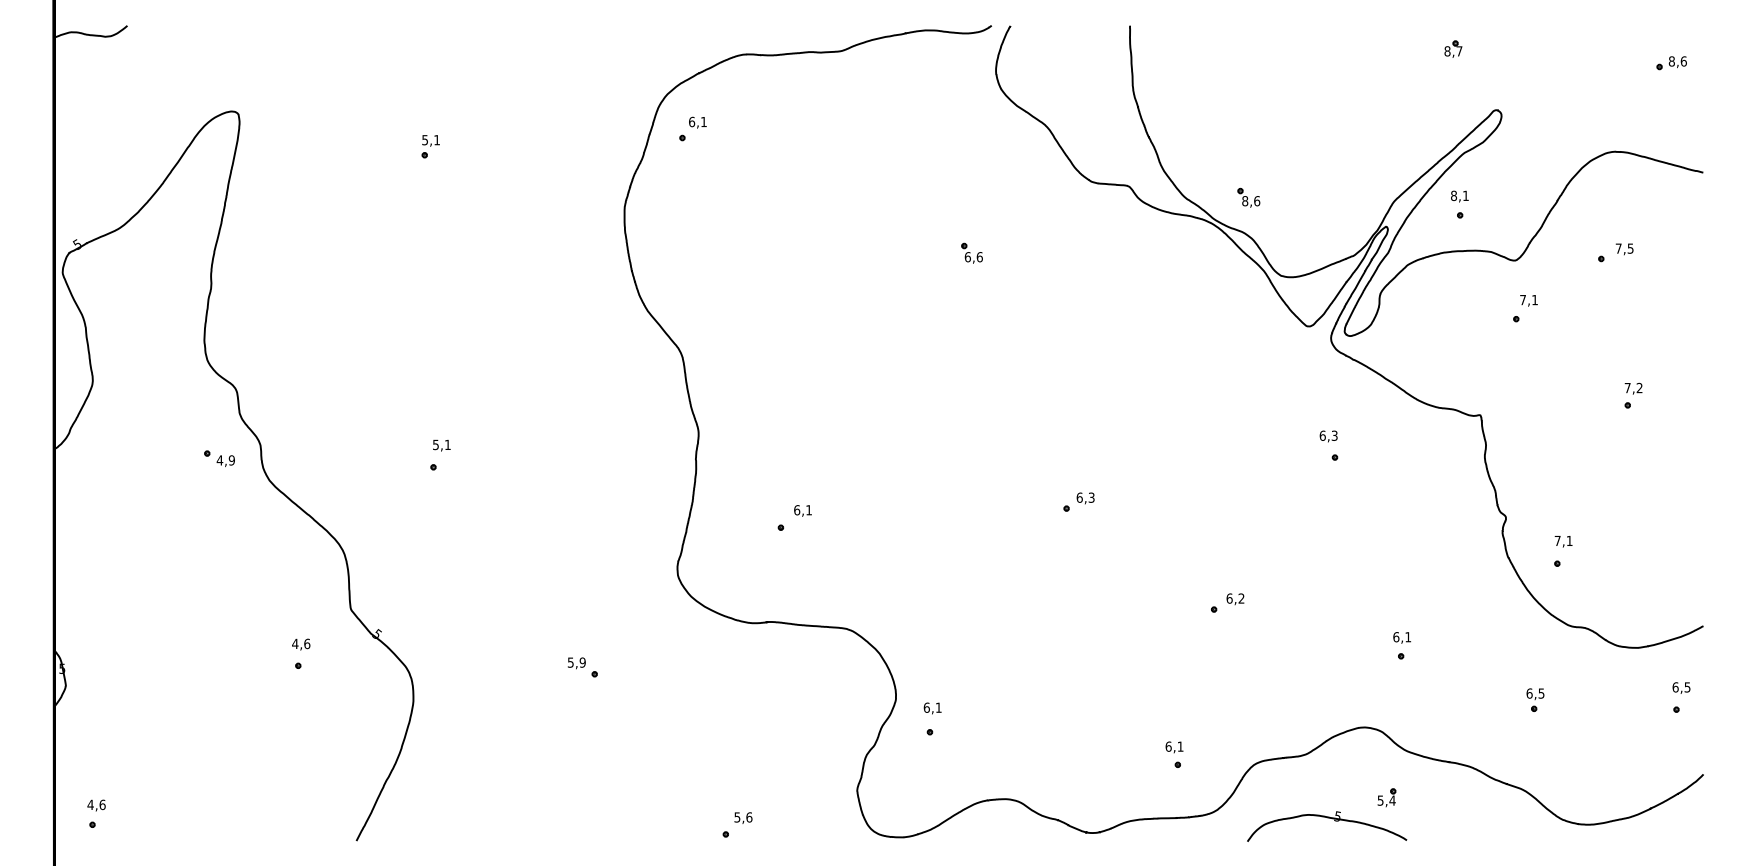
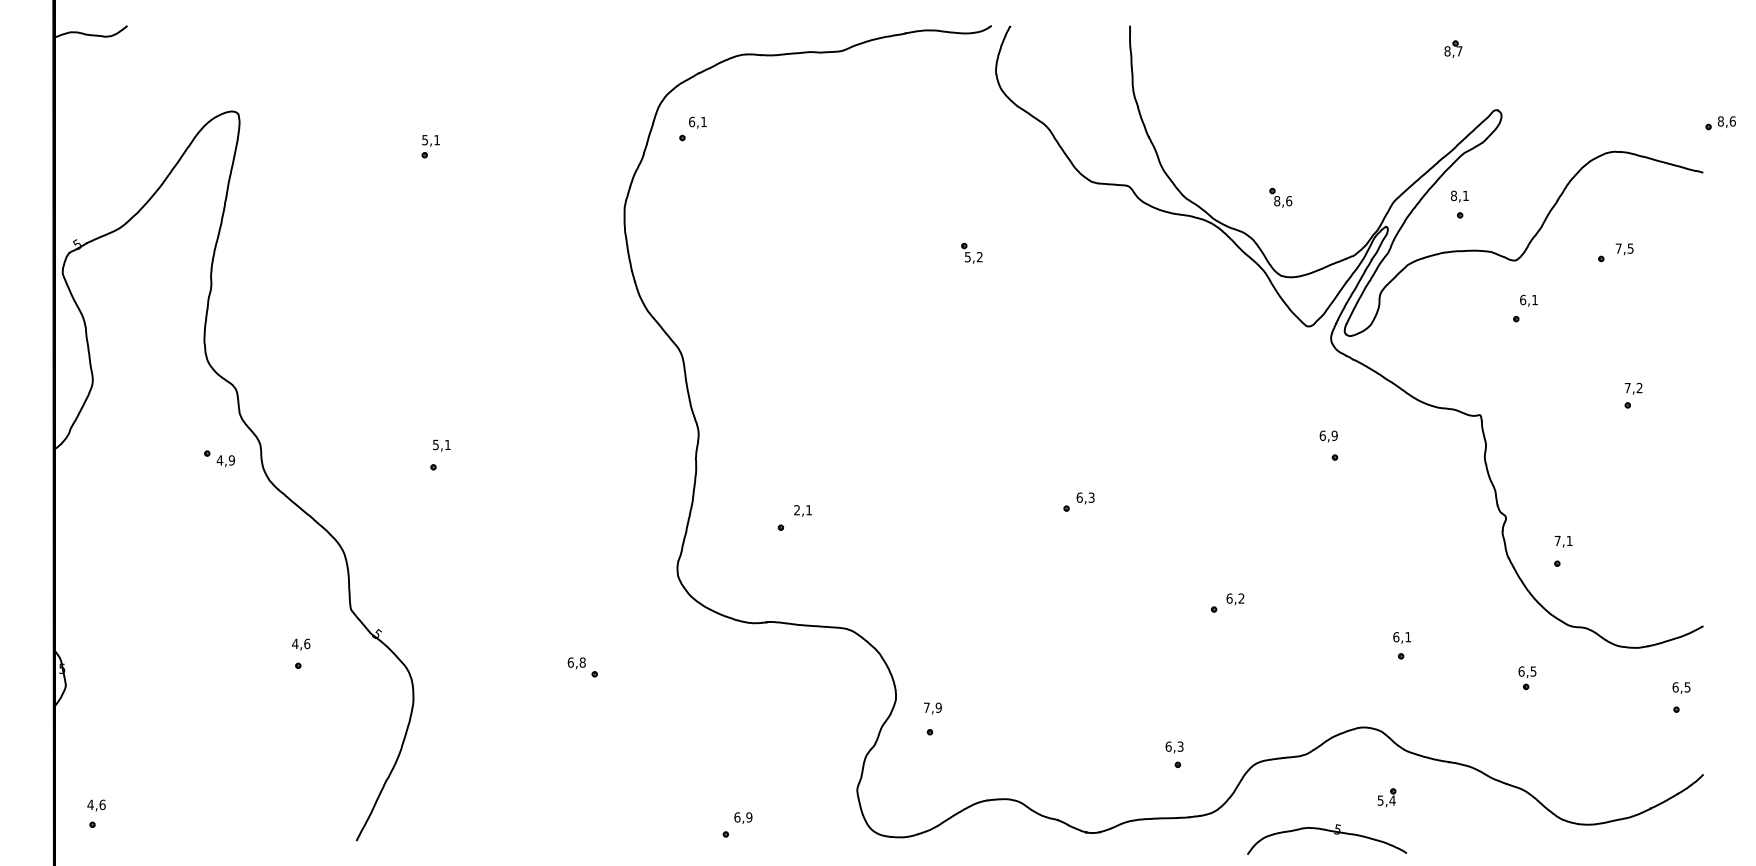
part position: (1671, 63) -> (1720, 123) (1720, 123)
part position: (1248, 197) -> (1280, 197) (1280, 197)
text: 6,6 -> 5,2 (973, 257)
text: 7,1 -> 6,1 (1523, 299)
text: 6,3 -> 6,9 (1334, 435)
text: 6,1 -> 2,1 (797, 510)
text: 5,9 -> 6,8 (576, 662)
part position: (1535, 699) -> (1527, 677) (1527, 677)
text: 6,1 -> 7,9 (932, 707)
text: 6,1 -> 6,3 (1180, 746)
text: 5,6 -> 6,9 (743, 817)
part position: (1327, 818) -> (1327, 831) (1327, 831)
